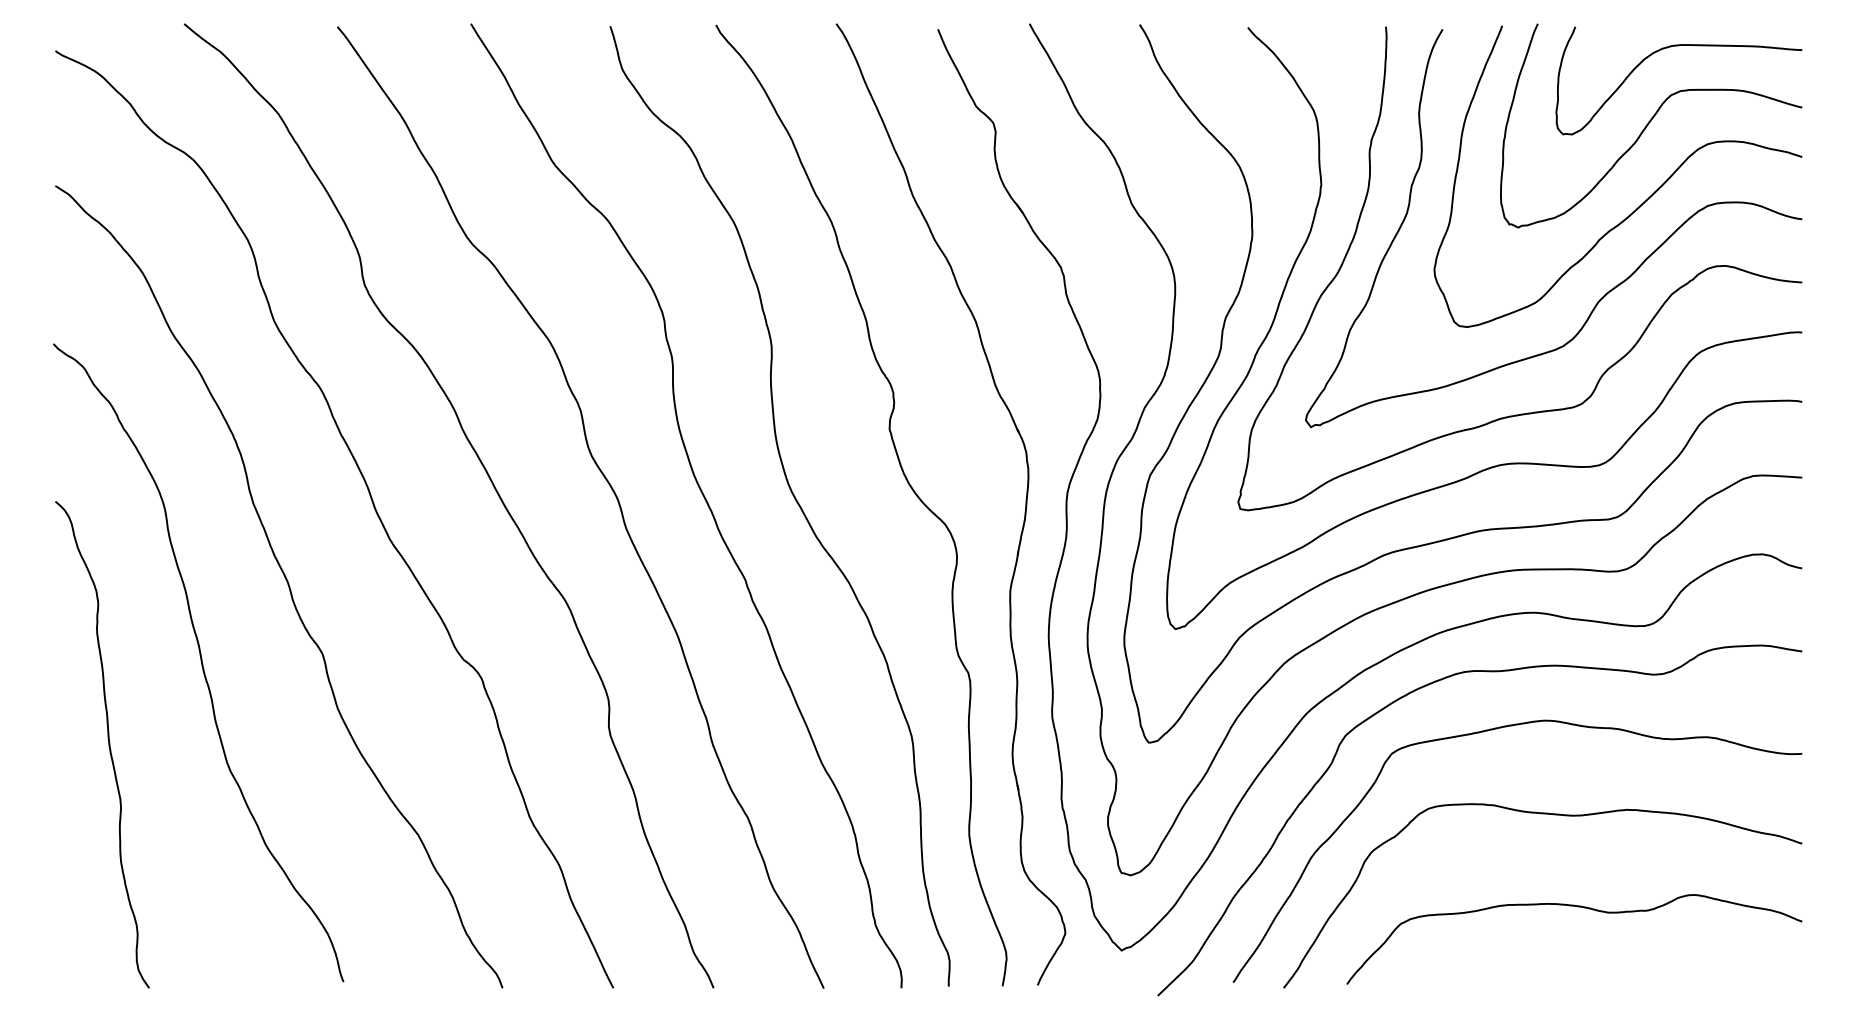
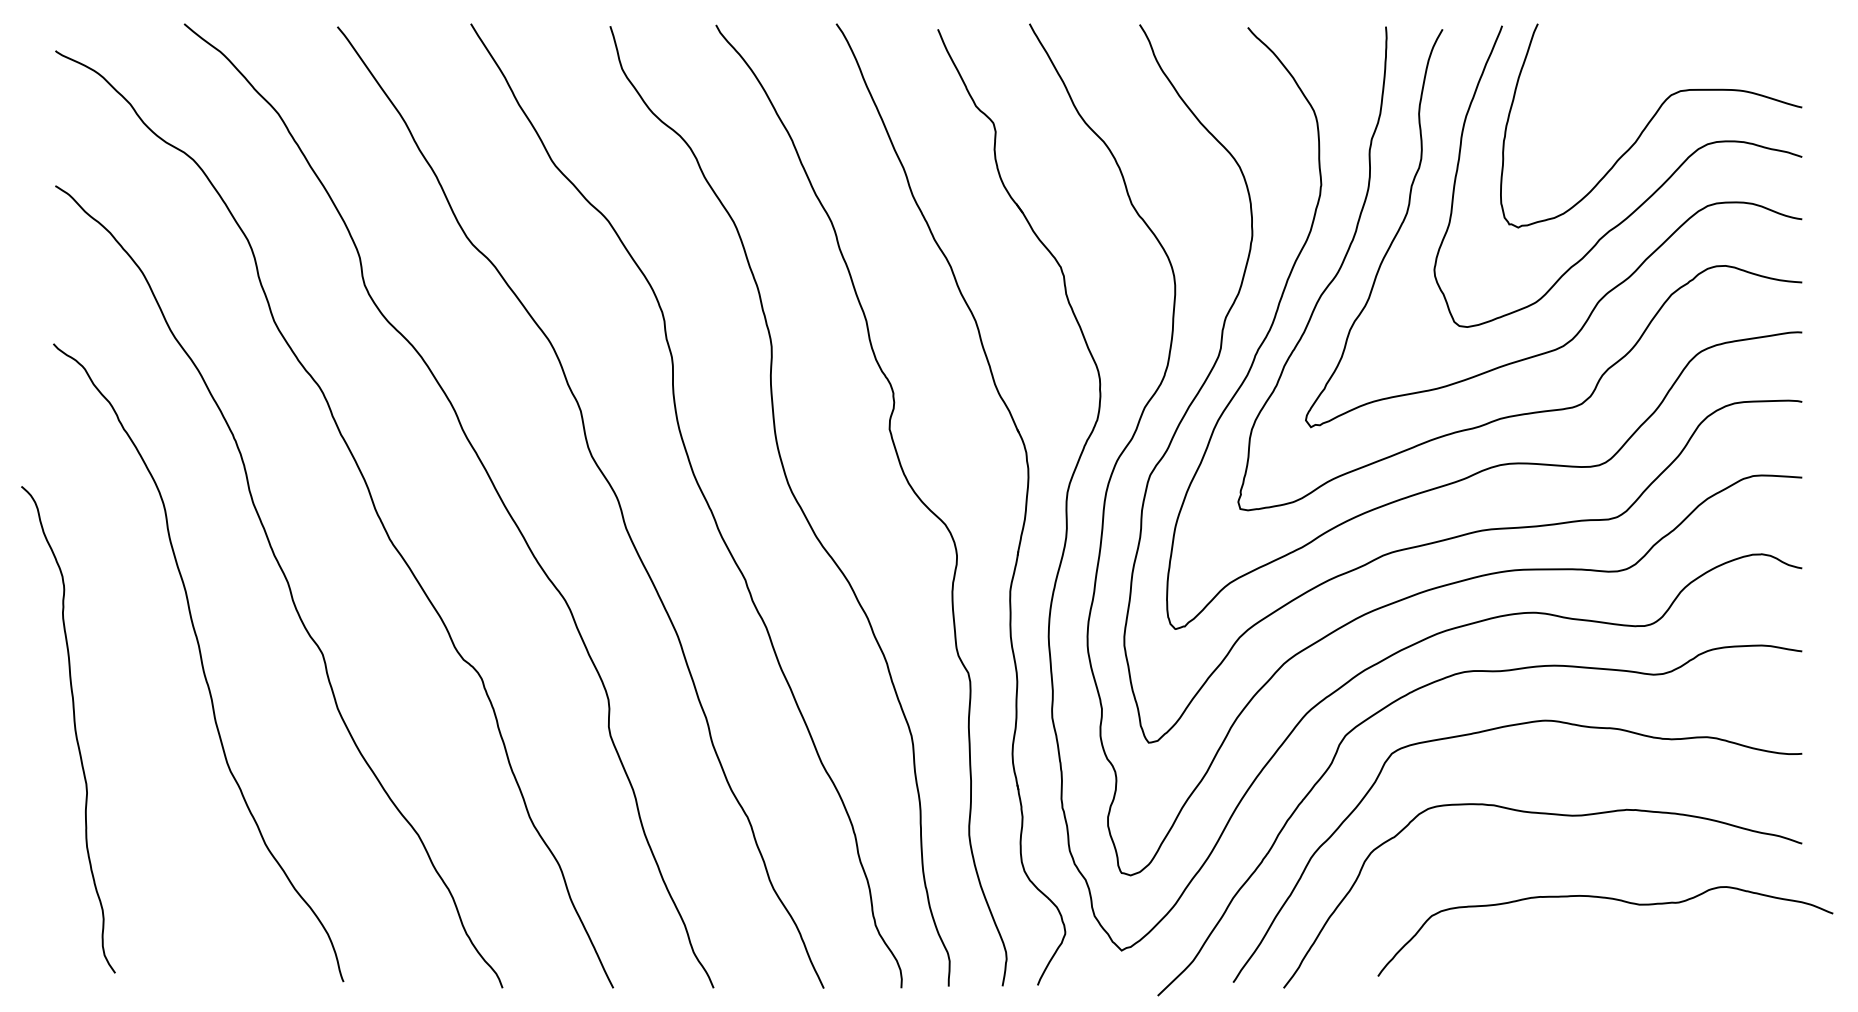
curve: present -> none (1667, 48)
curve position: (108, 744) -> (74, 729) (74, 729)
curve position: (1577, 907) -> (1608, 899) (1608, 899)
